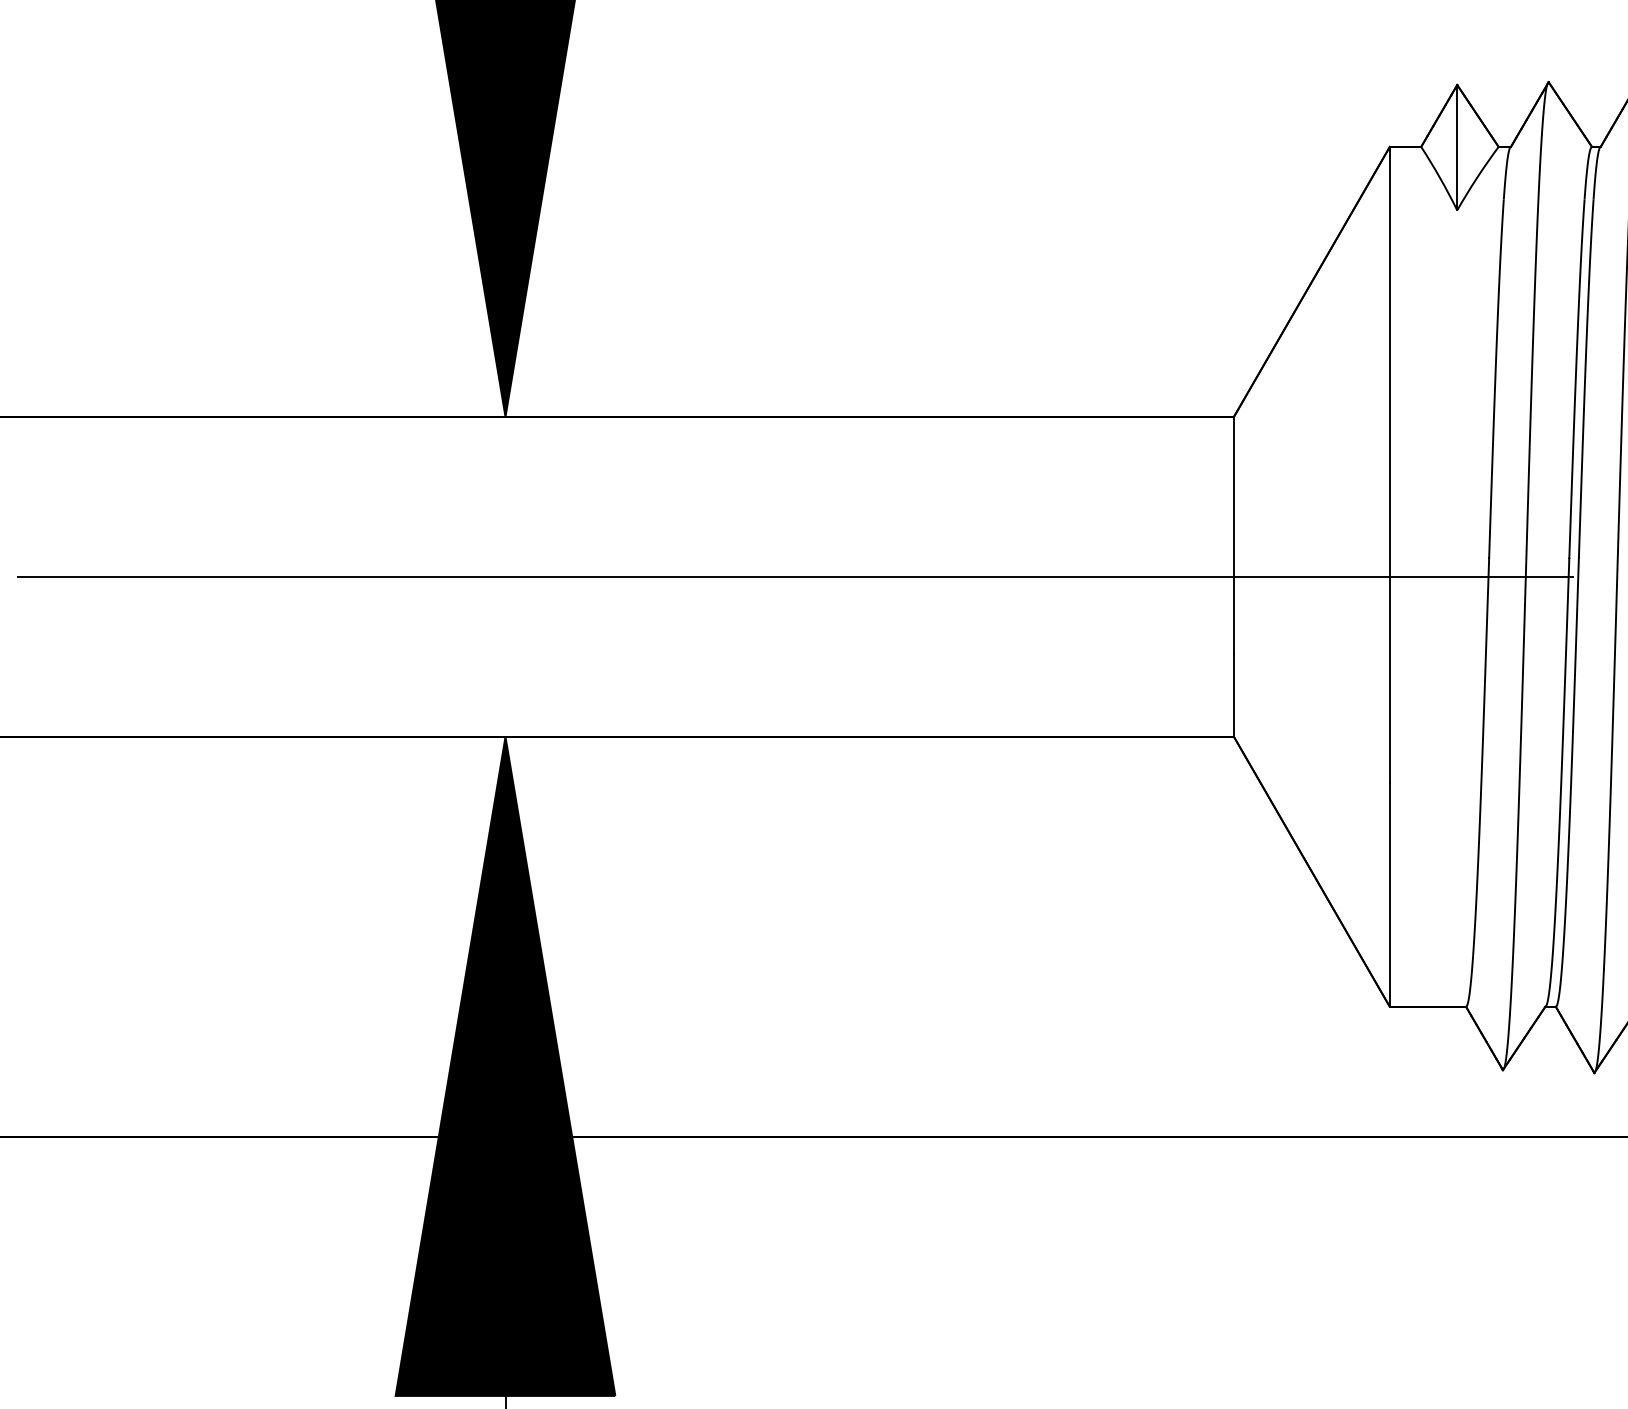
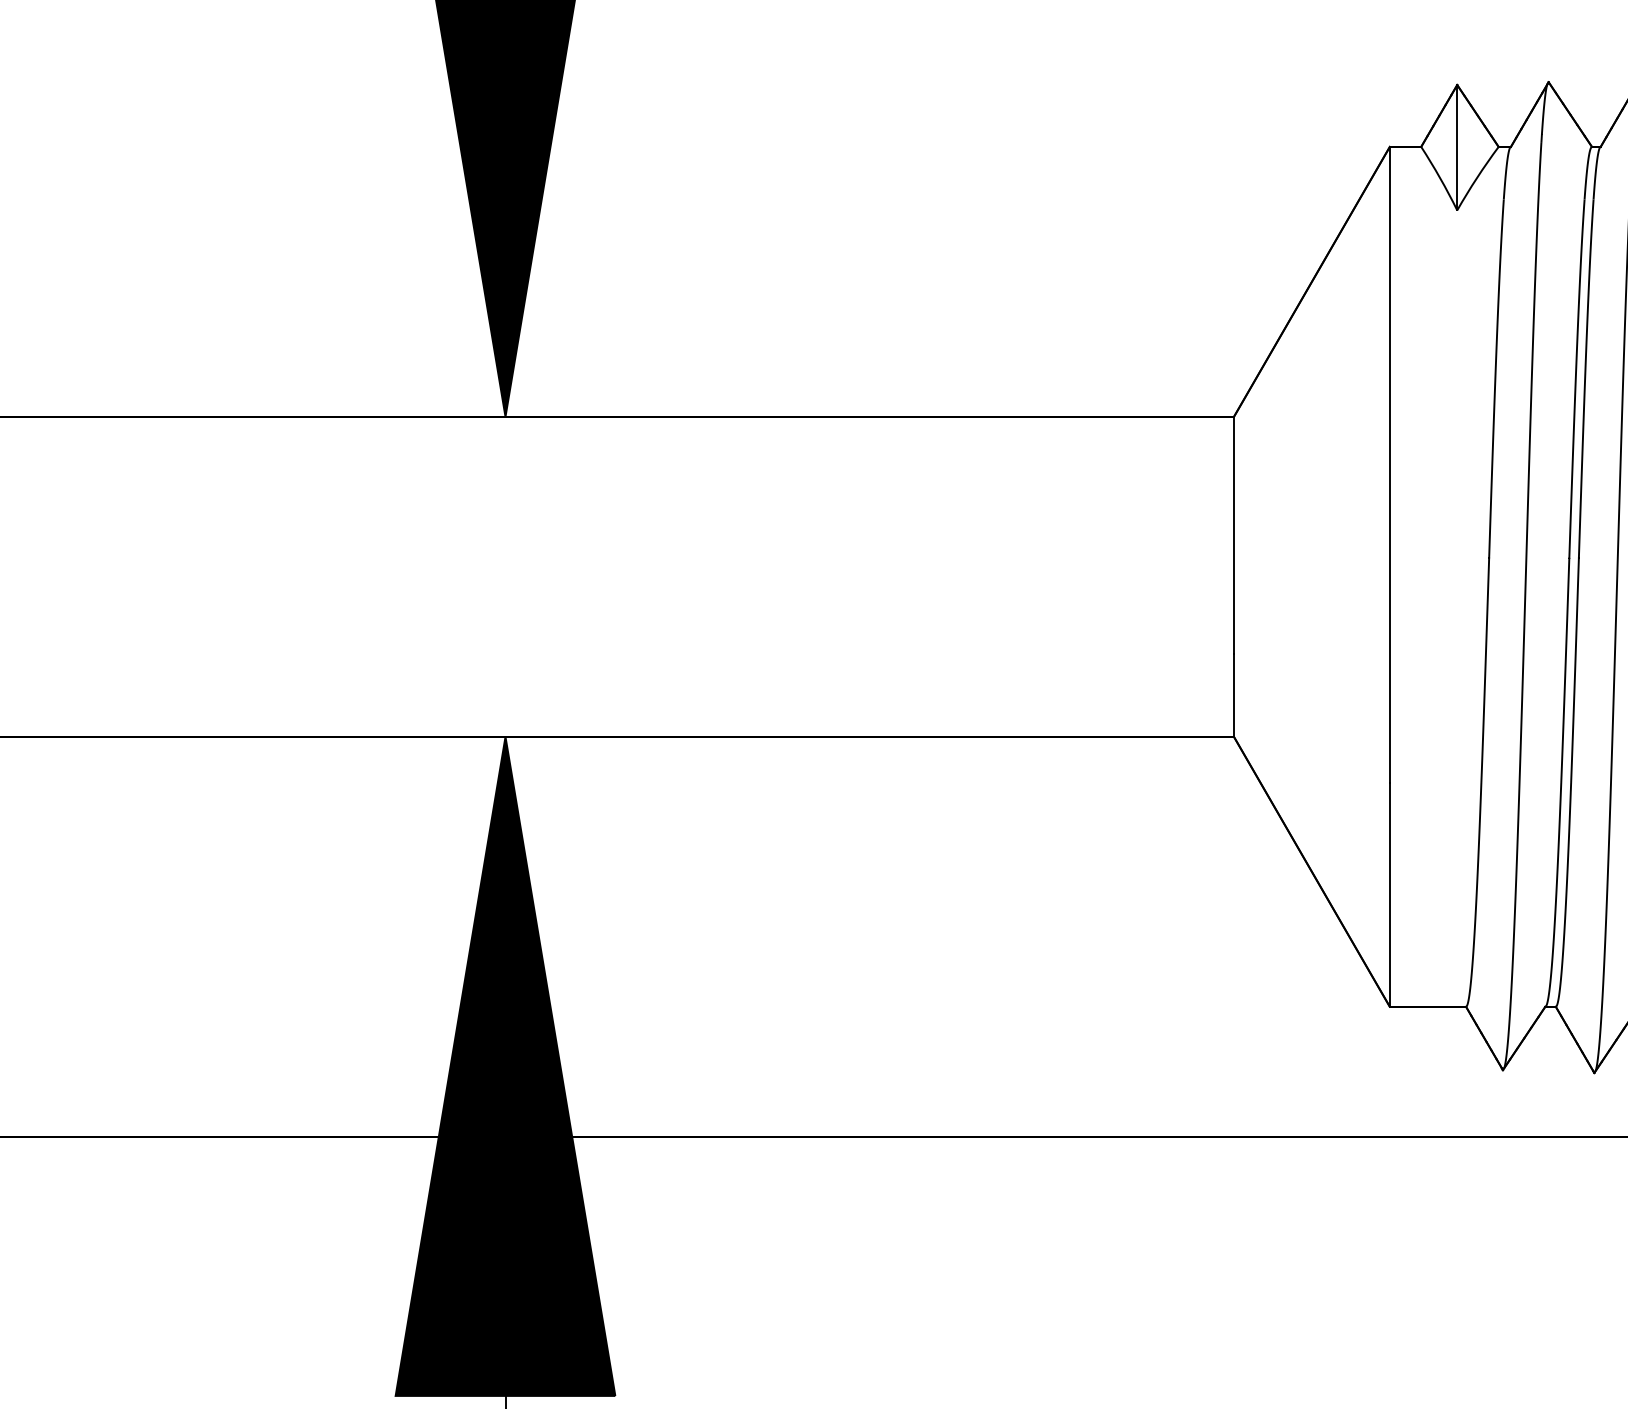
line: present -> none (788, 576)
